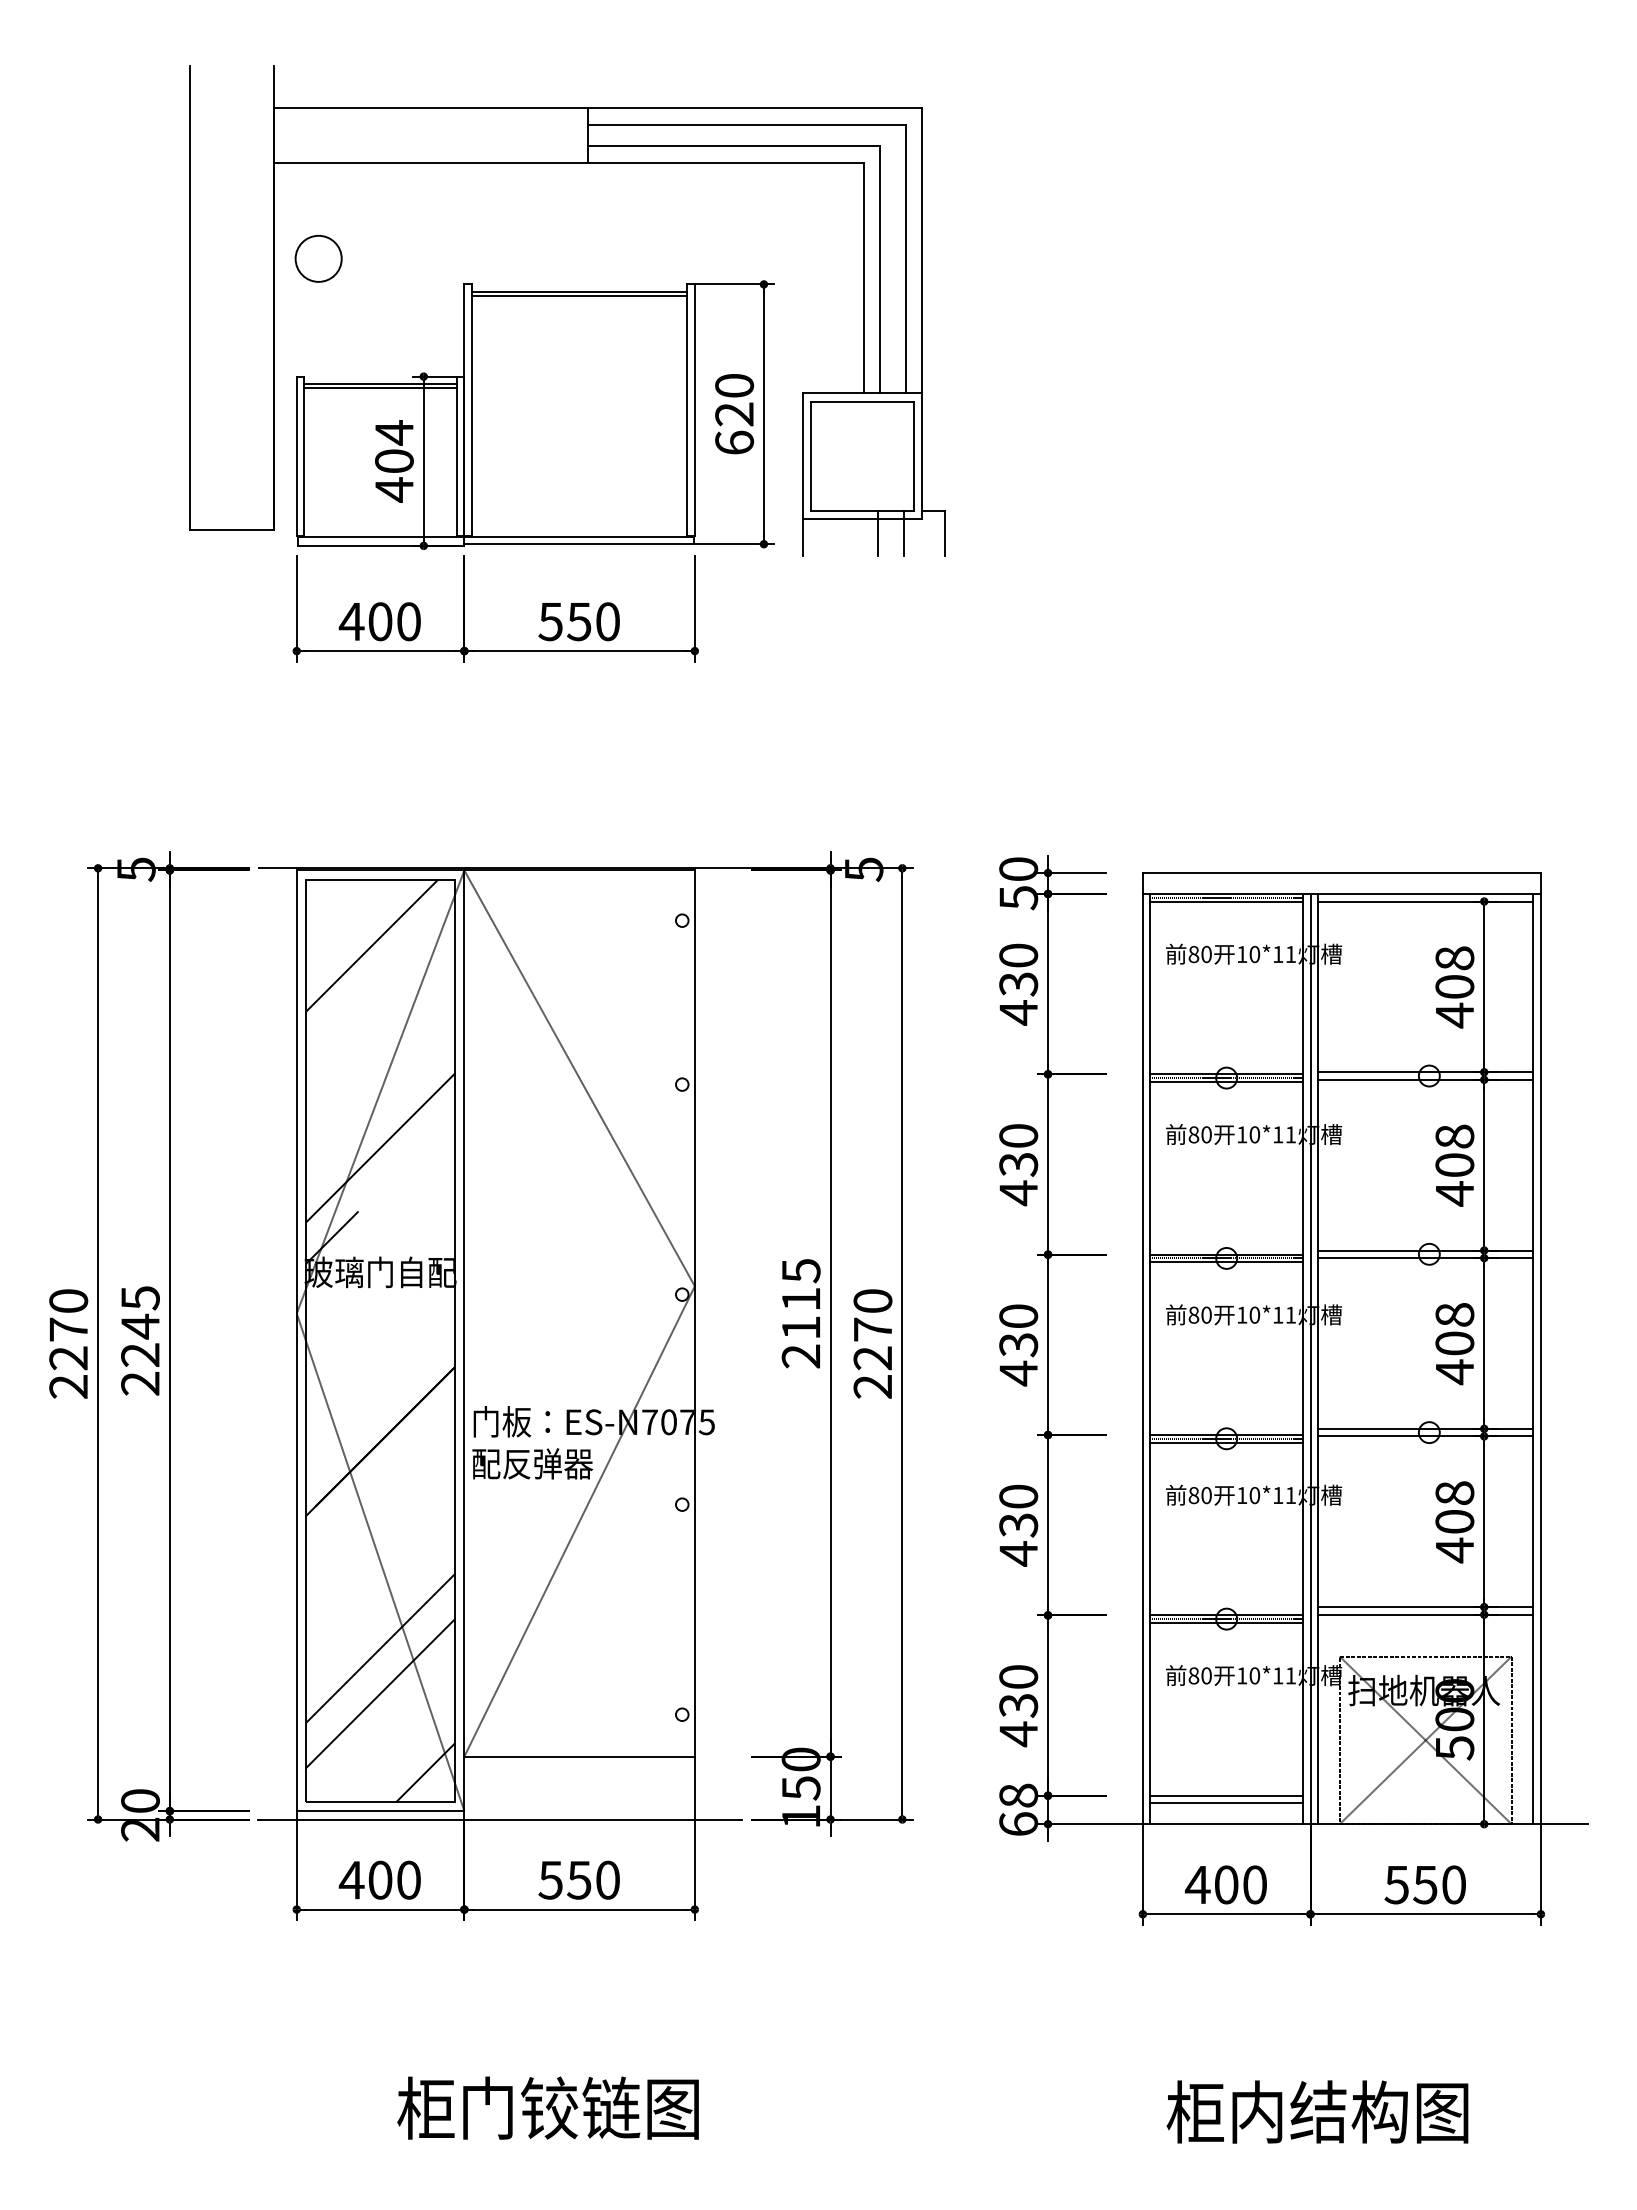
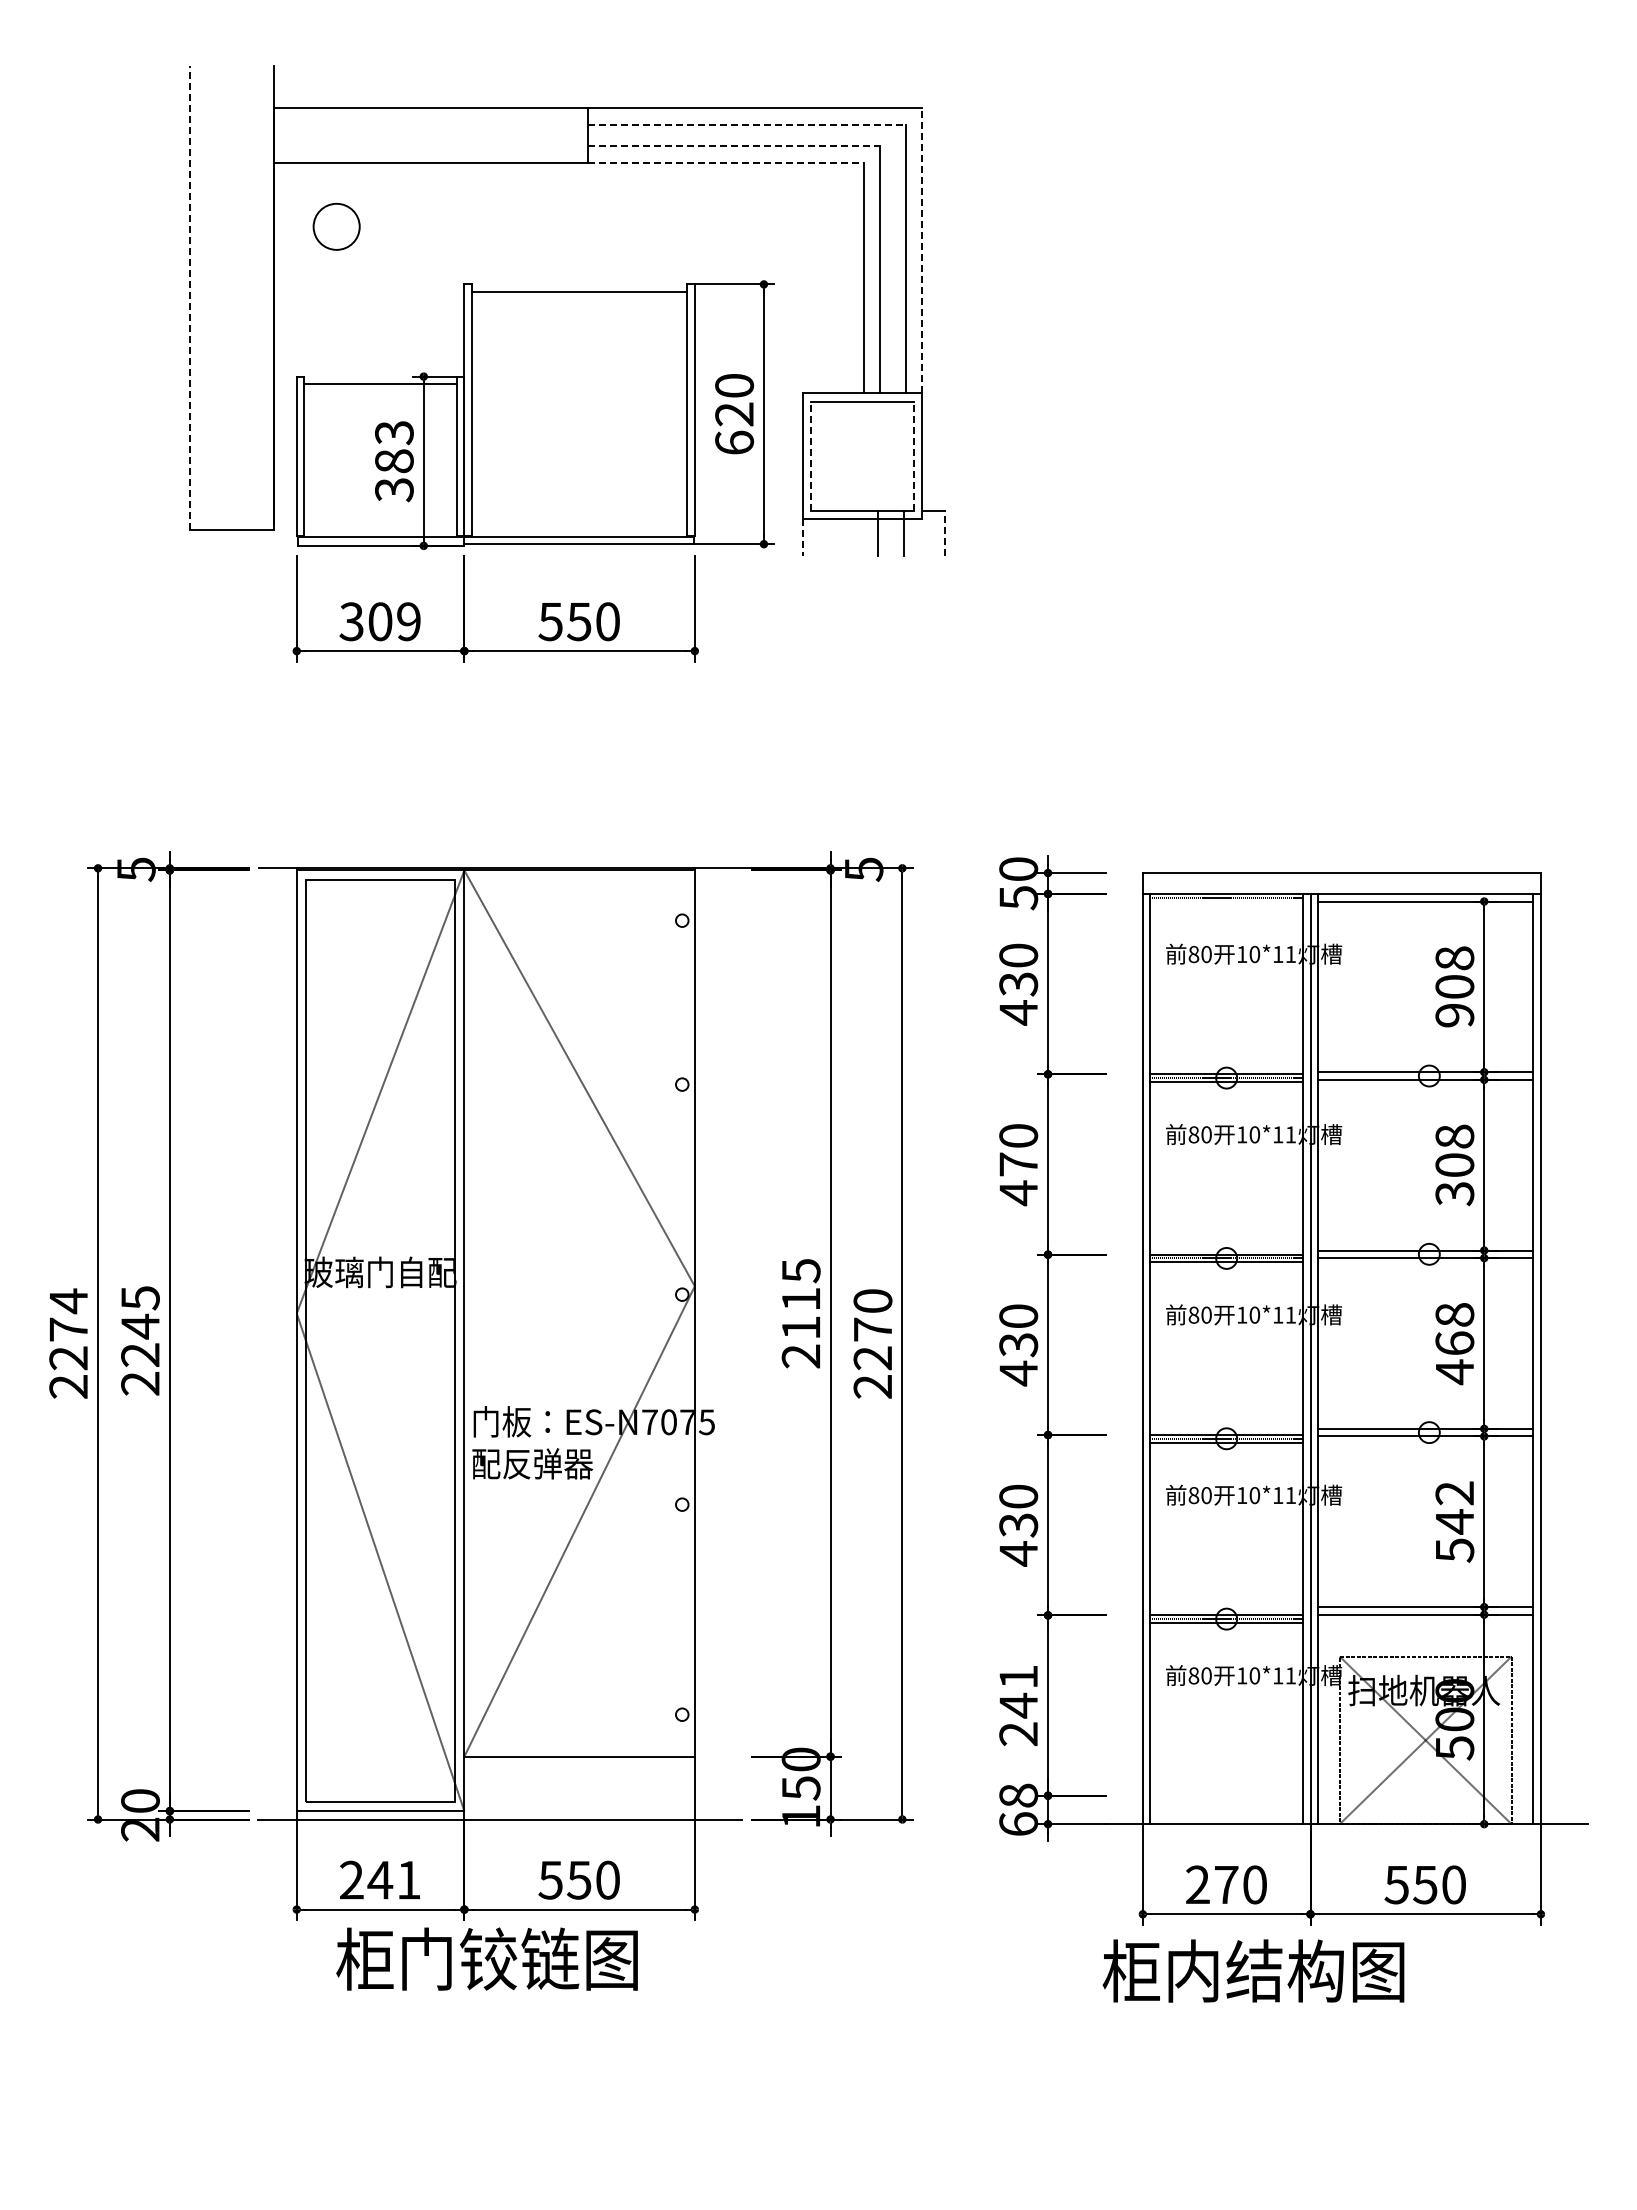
line: solid -> dashed (746, 125)
line: solid -> dashed (734, 146)
line: solid -> dashed (725, 162)
line: solid -> dashed (922, 250)
circle position: (318, 258) -> (336, 226) (336, 226)
line: present -> none (579, 295)
line: solid -> dashed (189, 297)
line: present -> none (380, 387)
line: solid -> dashed (811, 455)
line: solid -> dashed (913, 455)
text: 404 -> 383 (394, 461)
line: solid -> dashed (945, 532)
line: solid -> dashed (802, 537)
text: 400 -> 309 (379, 621)
line: present -> none (1226, 901)
text: 408 -> 908 (1454, 1015)
text: 430 -> 470 (1018, 1164)
text: 408 -> 308 (1454, 1193)
text: 2270 -> 2274 (68, 1301)
hatch: present -> none (380, 1340)
text: 408 -> 468 (1454, 1343)
text: 408 -> 542 (1454, 1522)
text: 430 -> 241 (1018, 1706)
line: present -> none (1226, 1795)
line: present -> none (1226, 1803)
text: 400 -> 241 (379, 1879)
text: 400 -> 270 (1211, 1884)
text position: (547, 2107) -> (486, 1958) (486, 1958)
text position: (1317, 2111) -> (1253, 1970) (1253, 1970)
